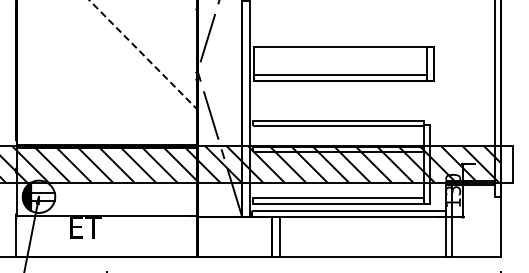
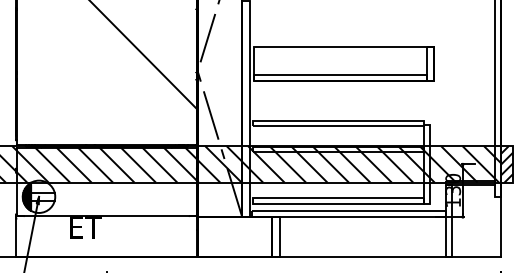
line: dashed -> solid (143, 55)
hatch: none -> present (507, 164)
